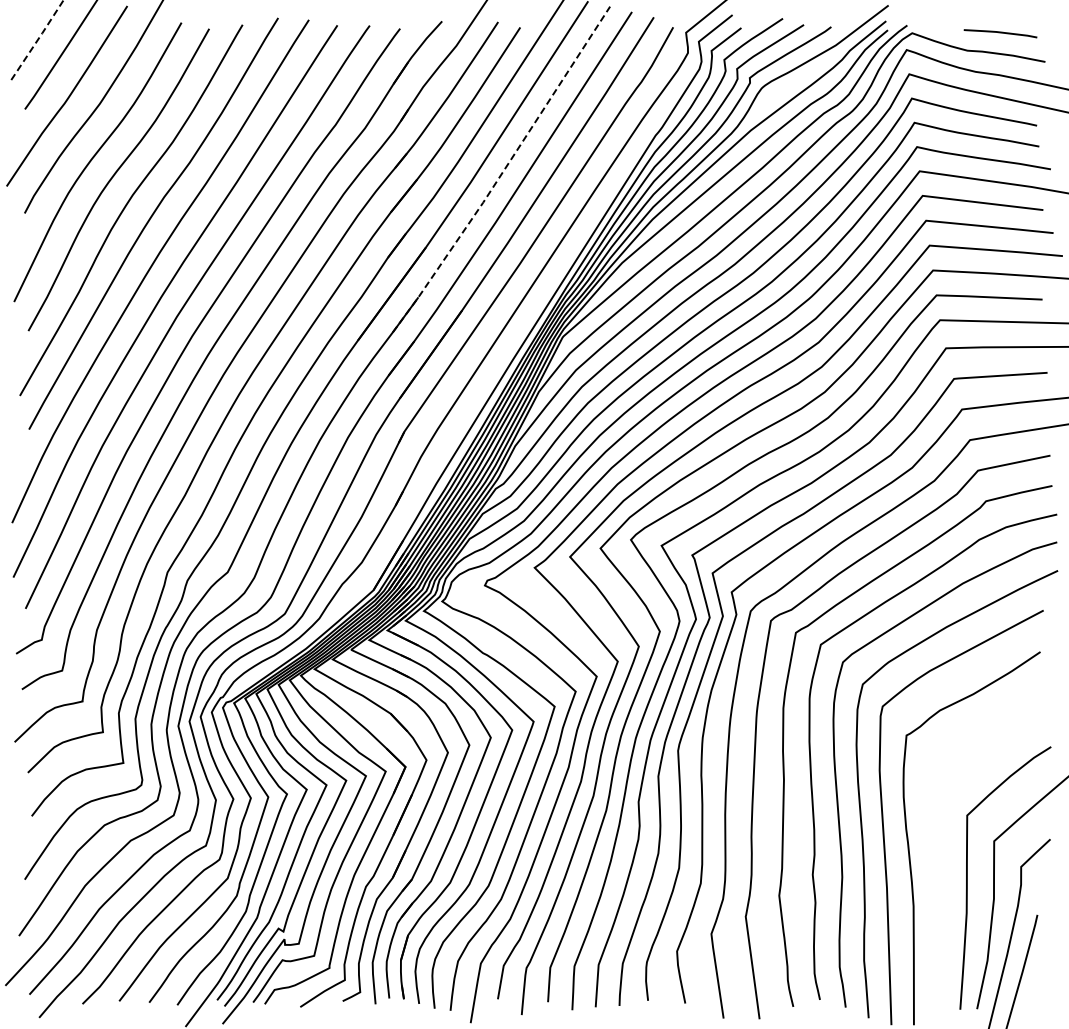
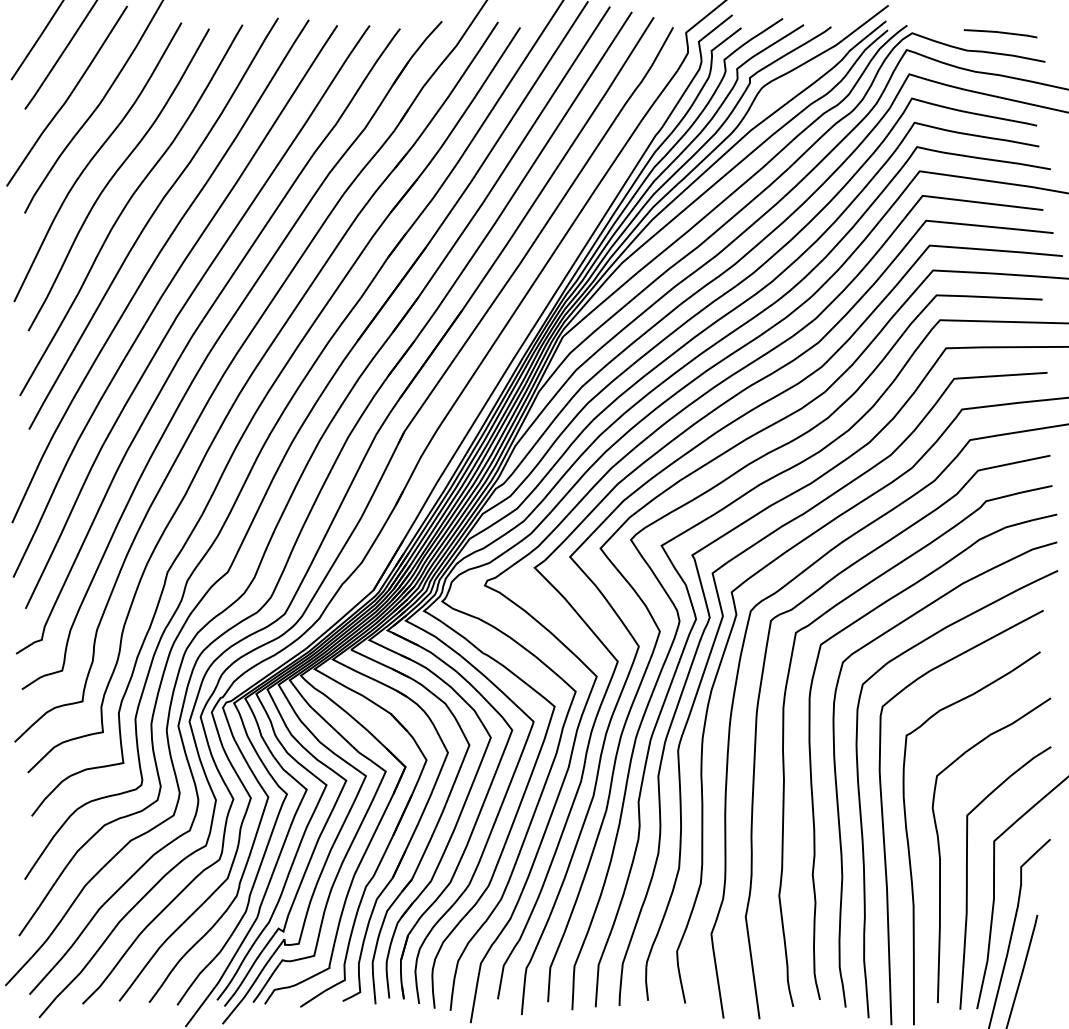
line: dashed -> solid (37, 40)
line: dashed -> solid (503, 171)
curve: none -> present (940, 850)
